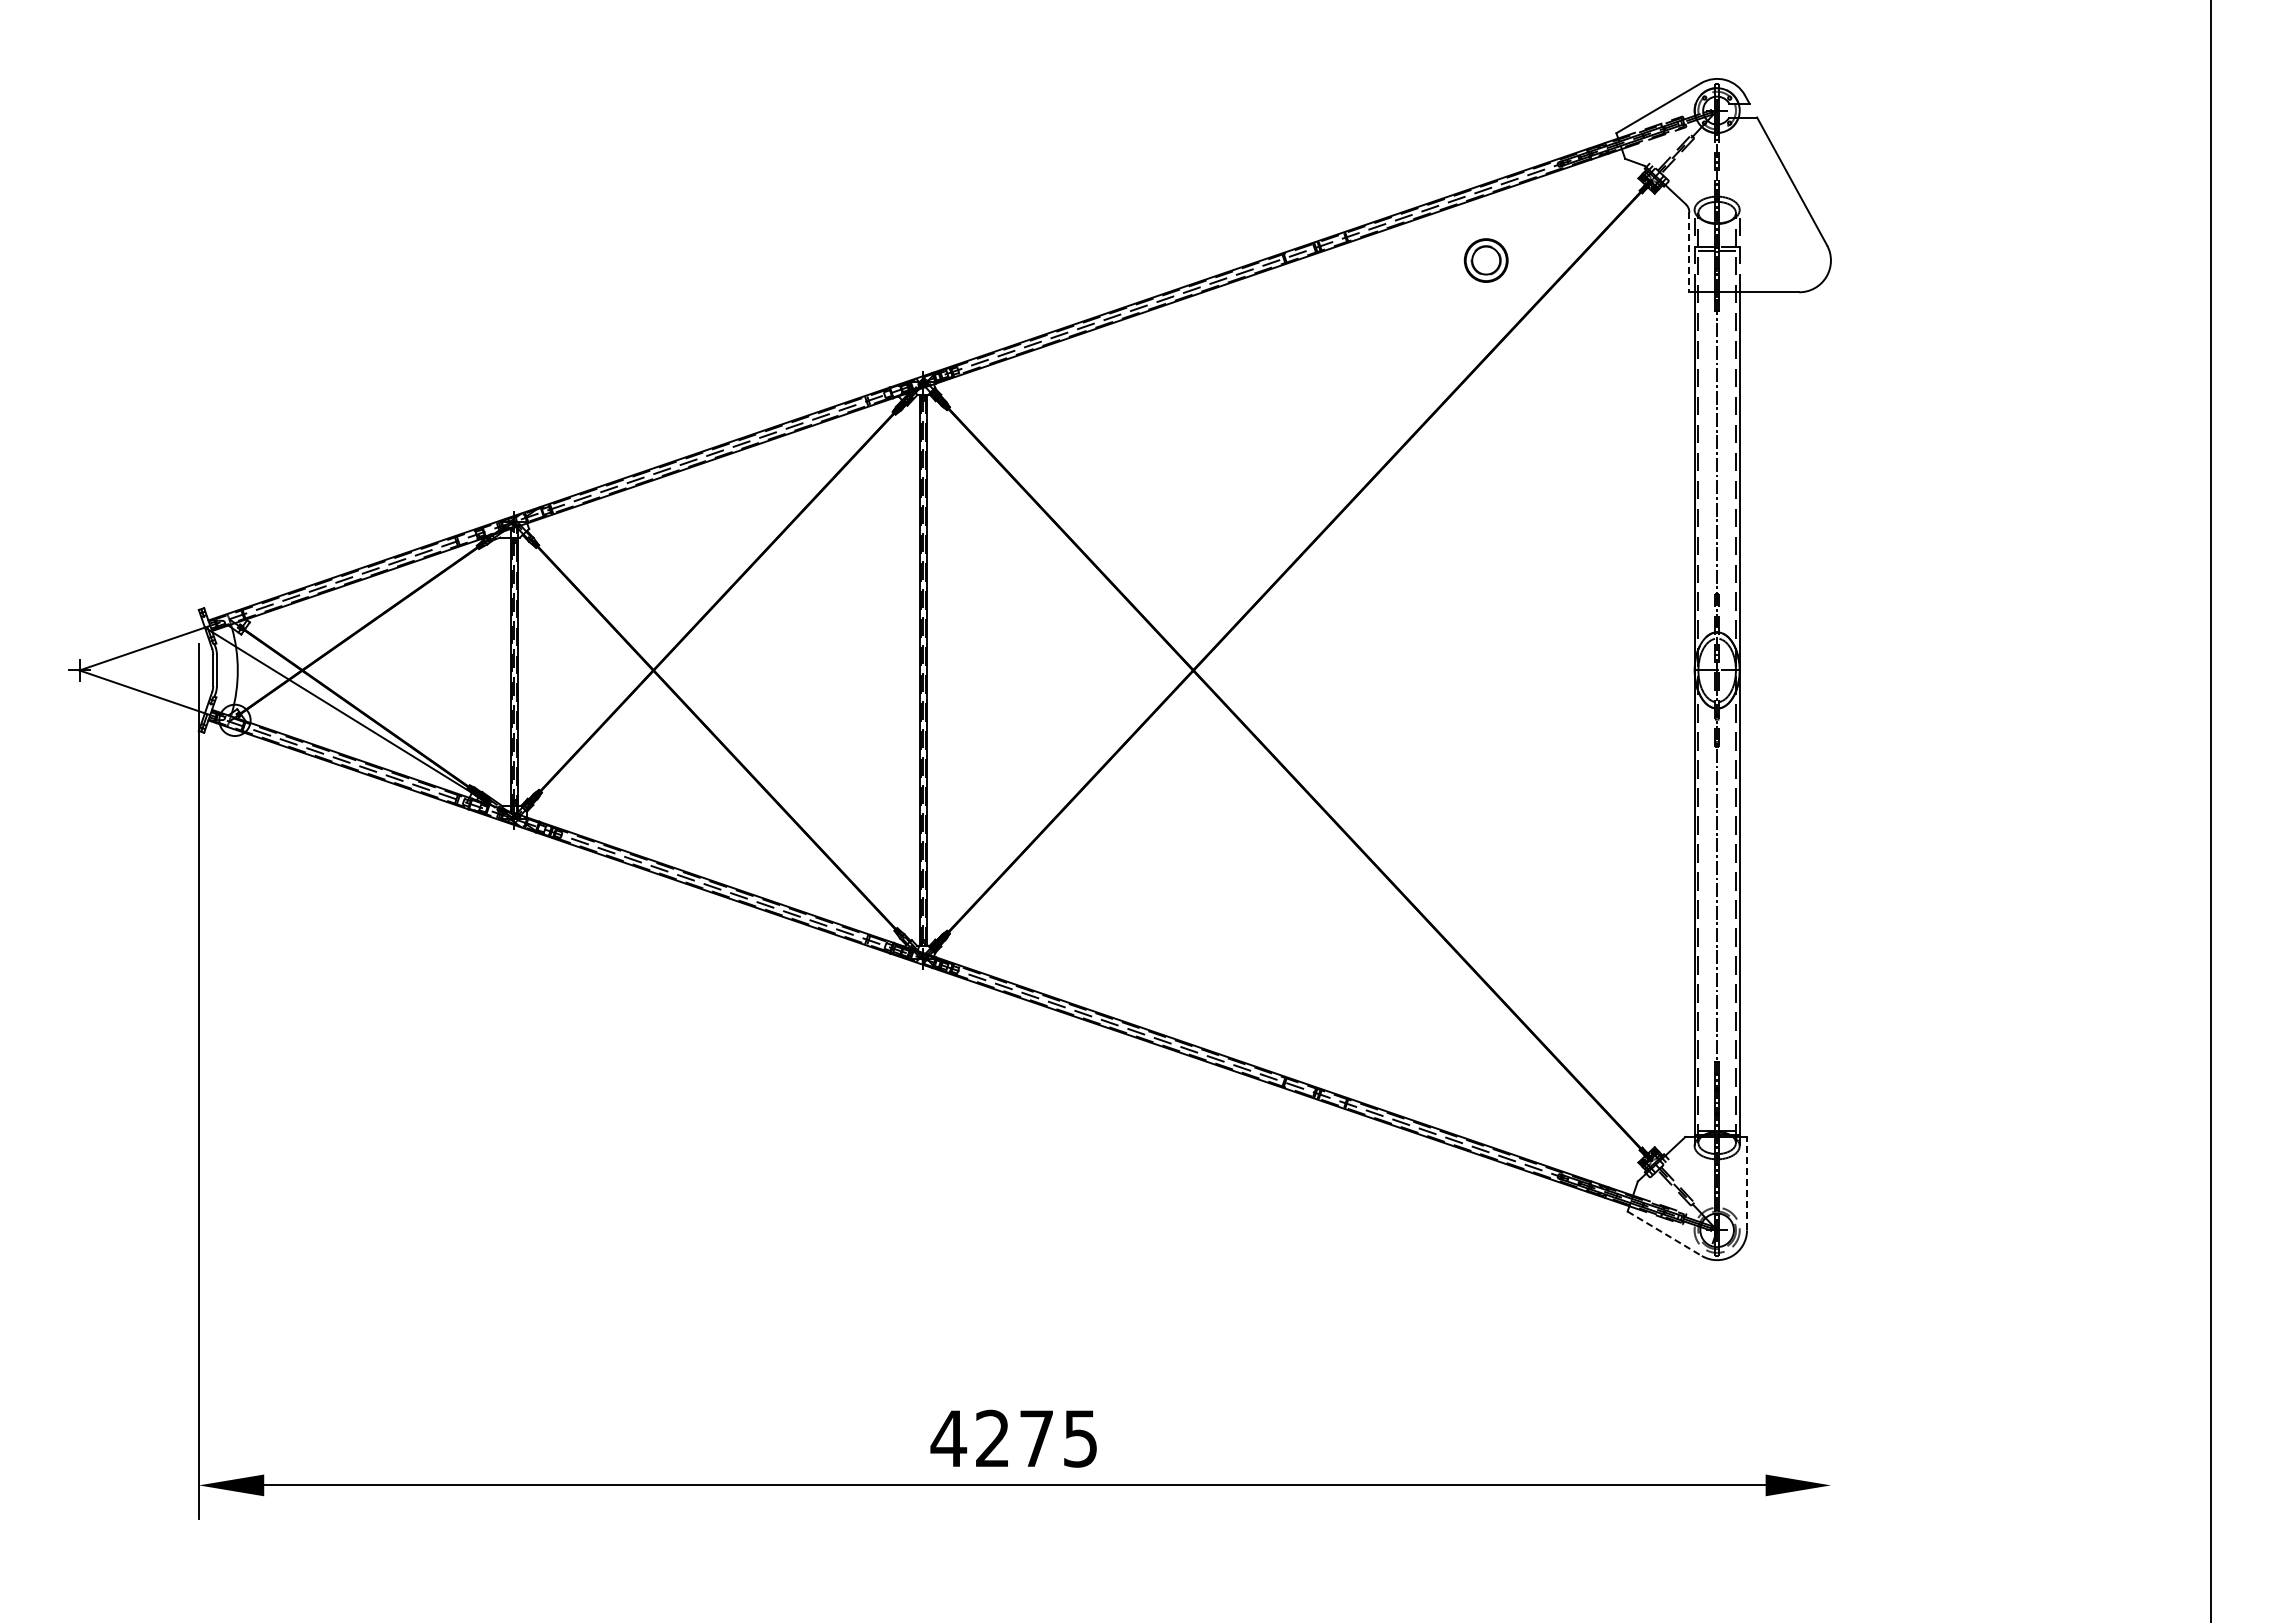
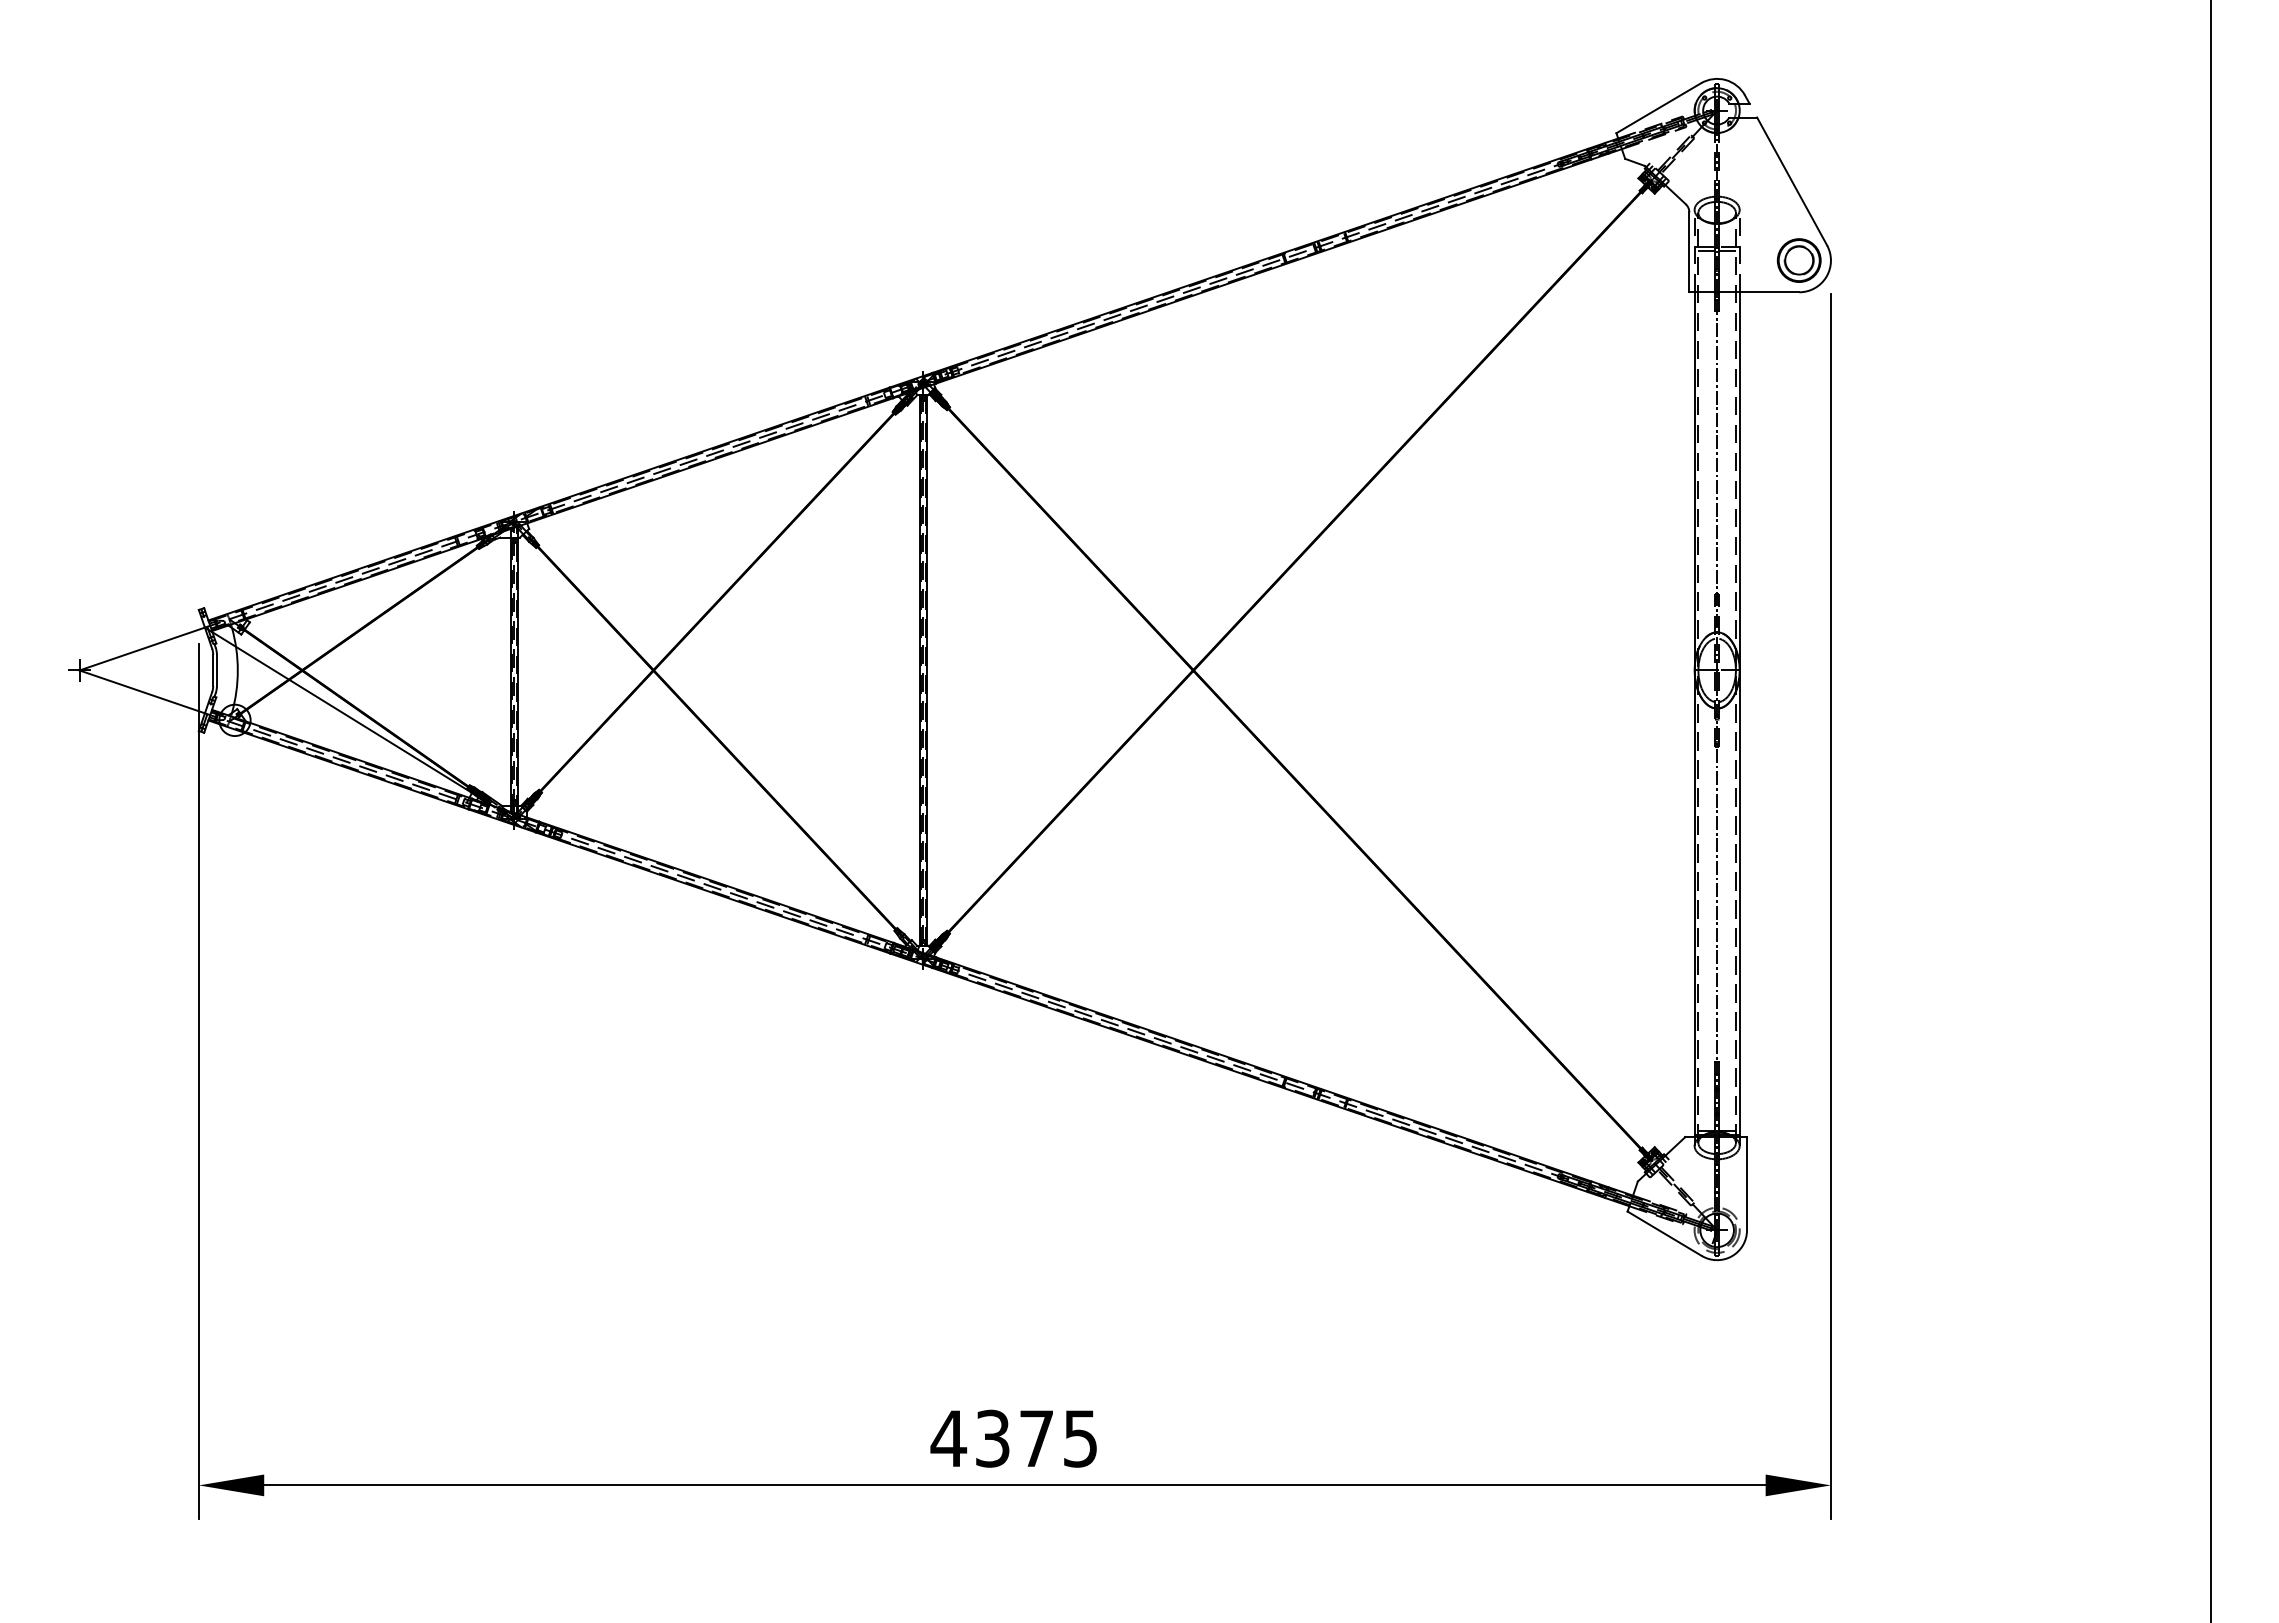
line: dashed -> solid (1689, 252)
part position: (1485, 260) -> (1798, 260) (1798, 260)
line: none -> present (1830, 906)
line: dashed -> solid (1747, 1183)
line: dashed -> solid (1665, 1234)
text: 4275 -> 4375 (992, 1438)
